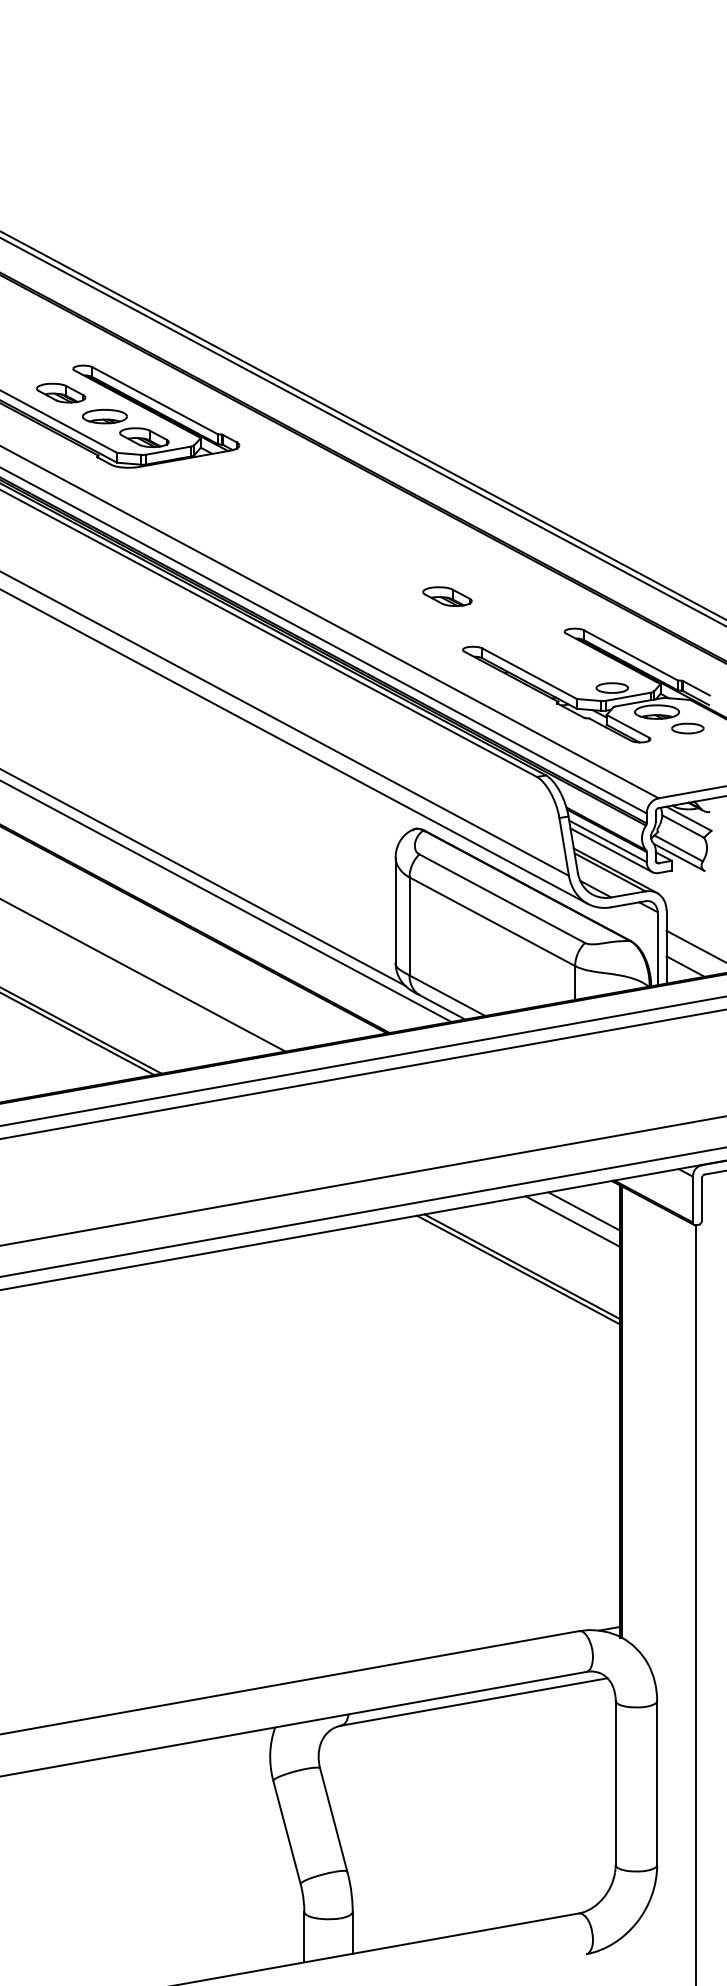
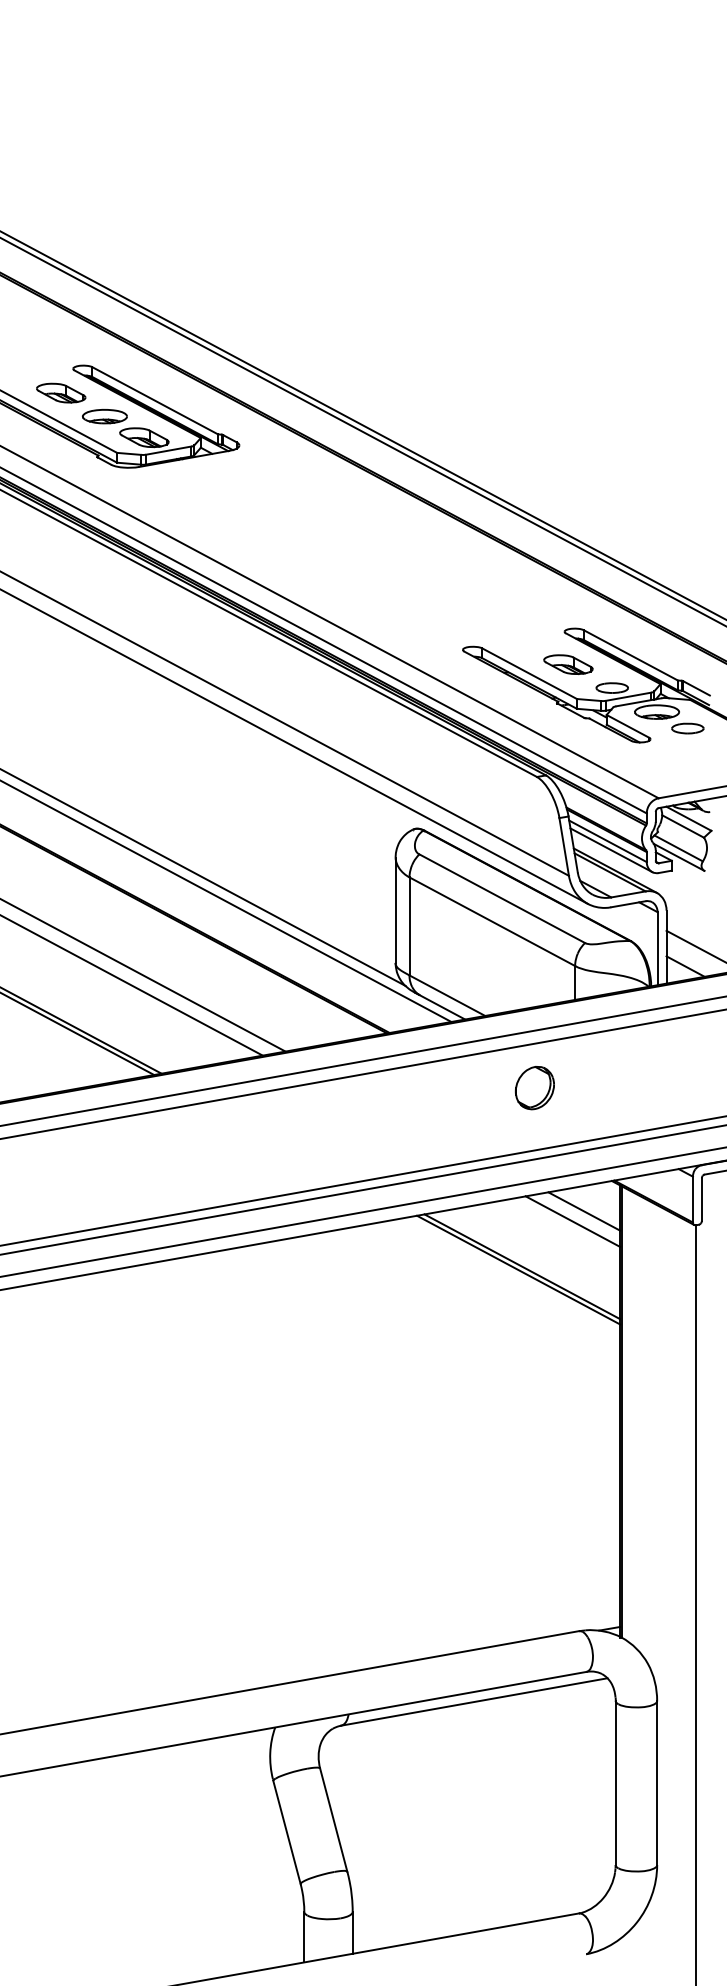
part position: (447, 596) -> (568, 664) (568, 664)
line: none -> present (132, 985)
part: none -> present (534, 1088)
line: none -> present (362, 1189)
